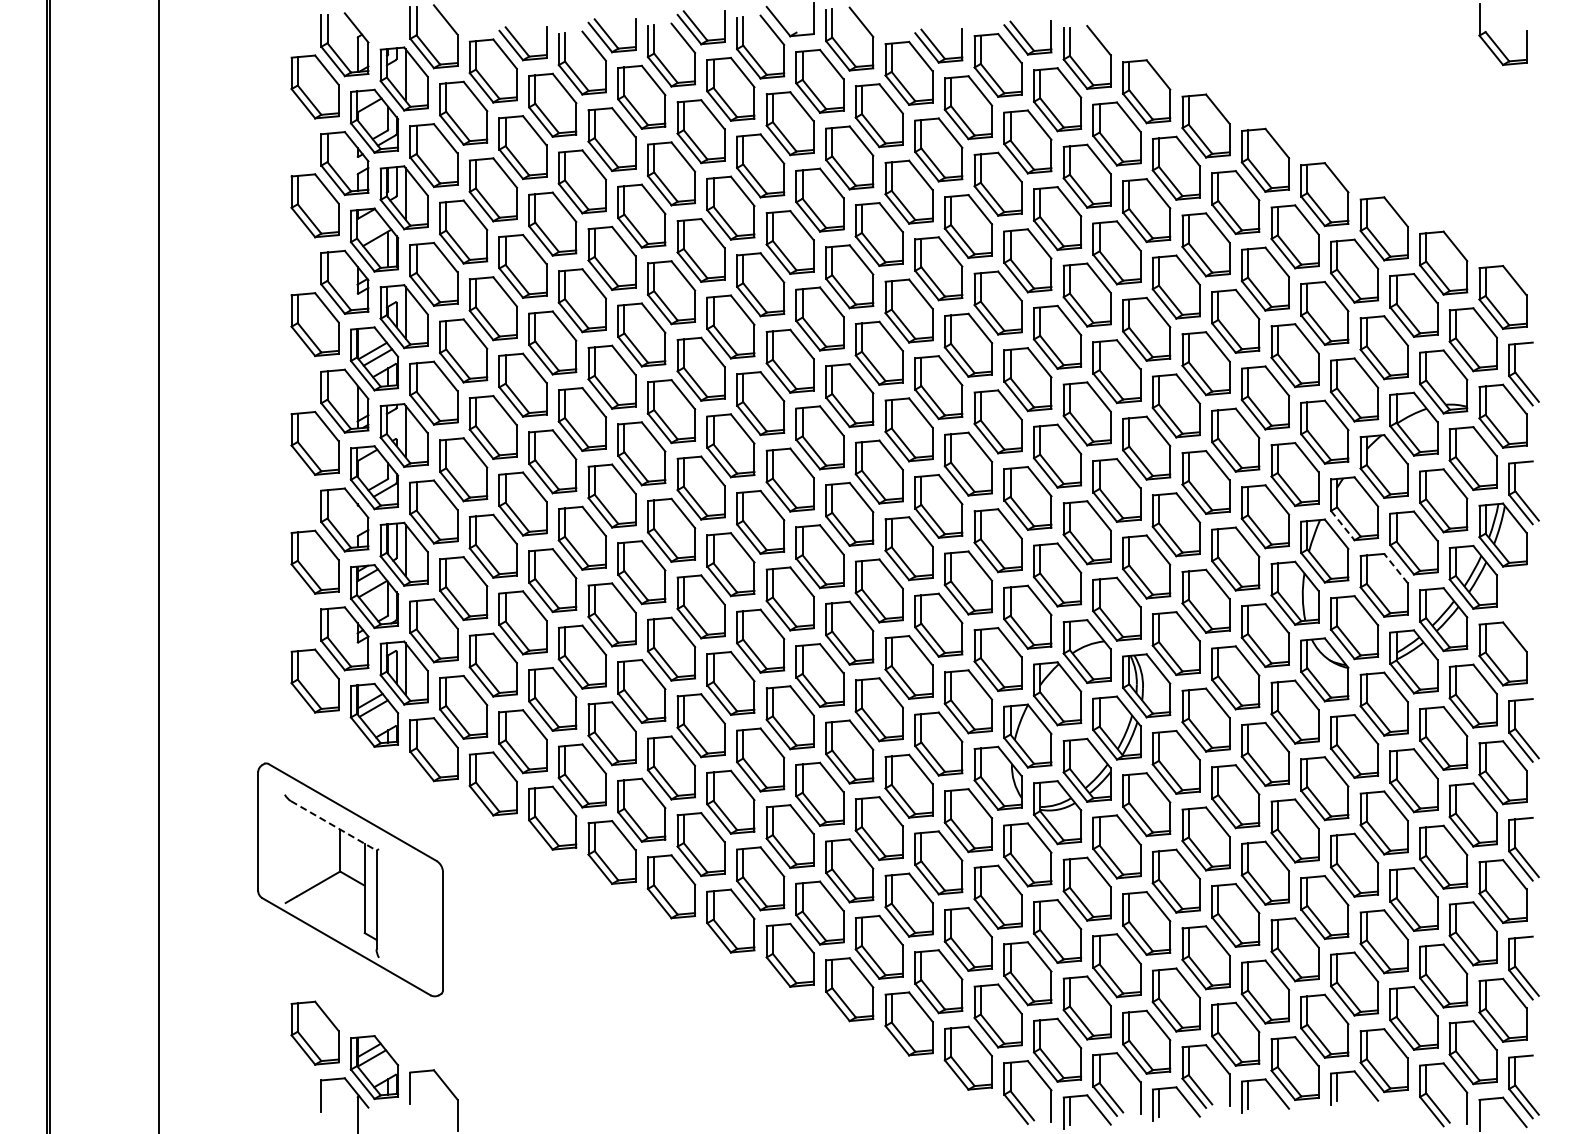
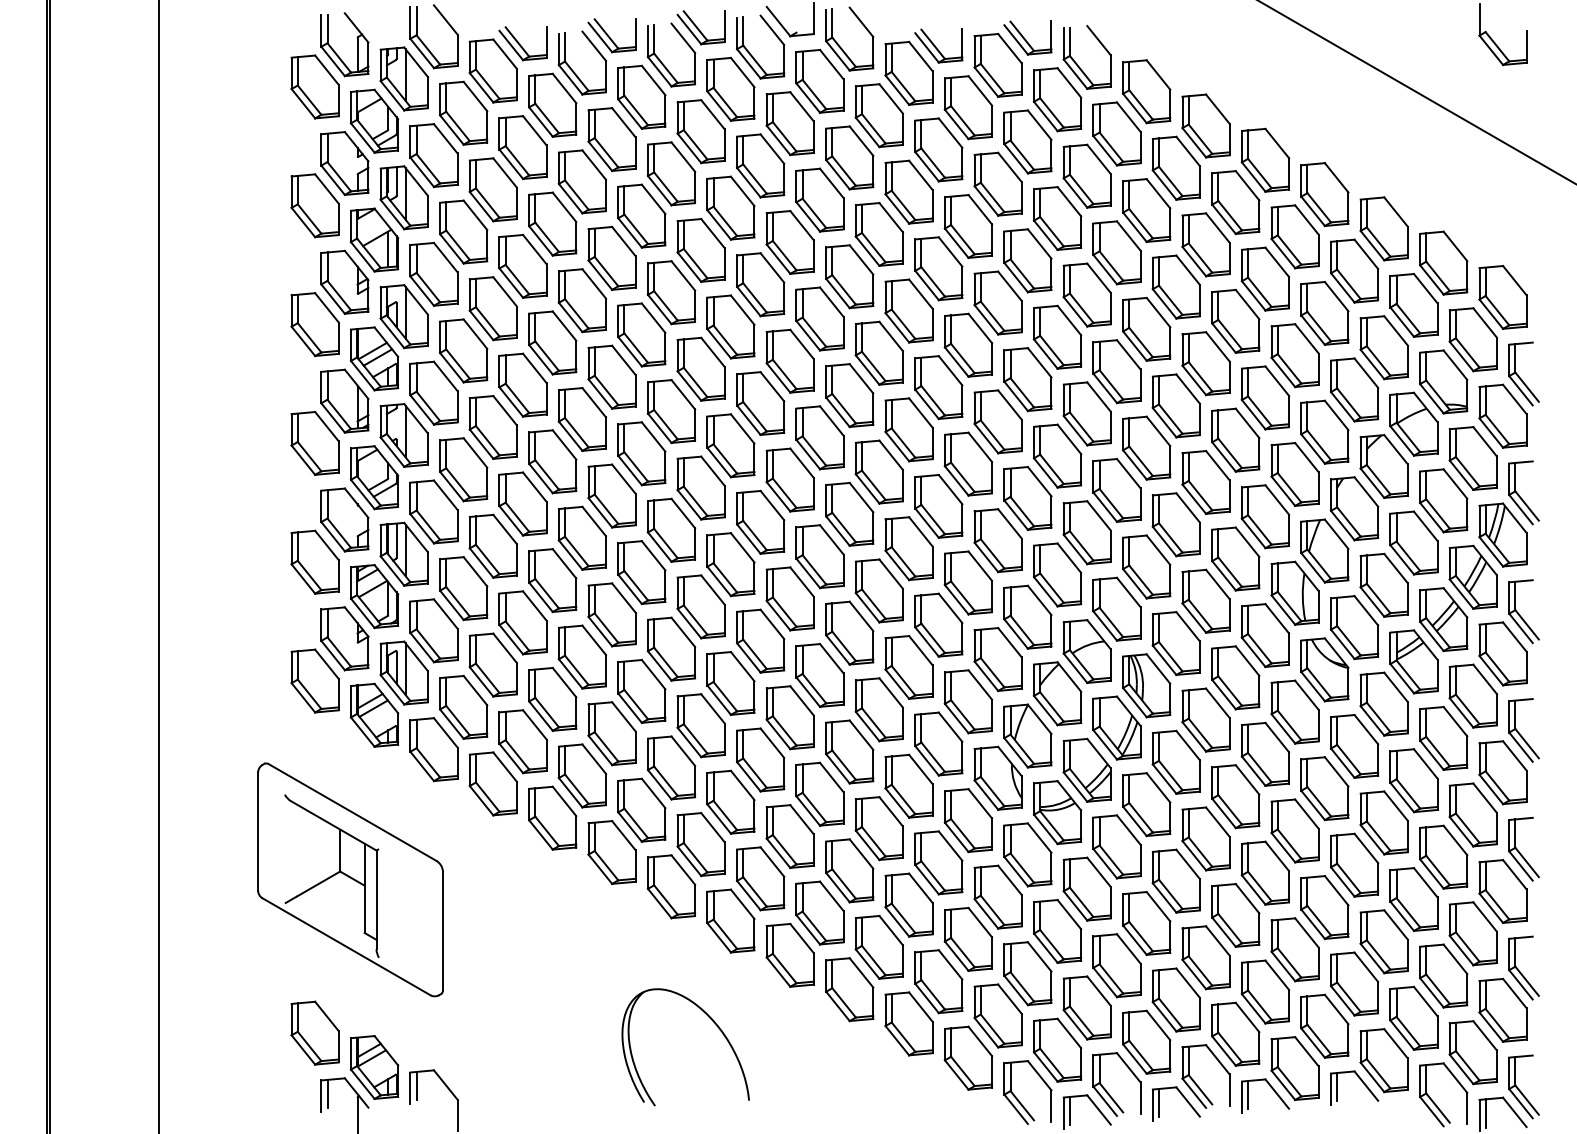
line: none -> present (1417, 92)
line: dashed -> solid (1342, 525)
line: dashed -> solid (1396, 568)
part: none -> present (1523, 611)
line: dashed -> solid (334, 826)
part: none -> present (715, 1025)
line: none -> present (416, 1085)
line: none -> present (327, 1093)
line: none -> present (1485, 1113)
